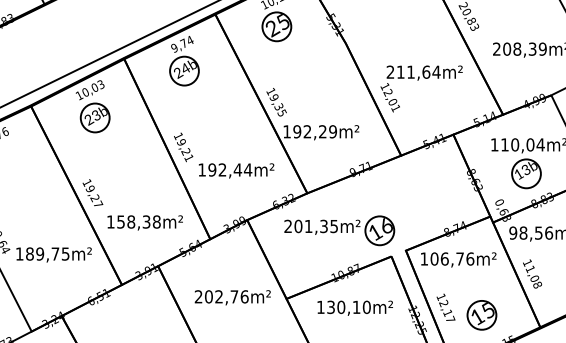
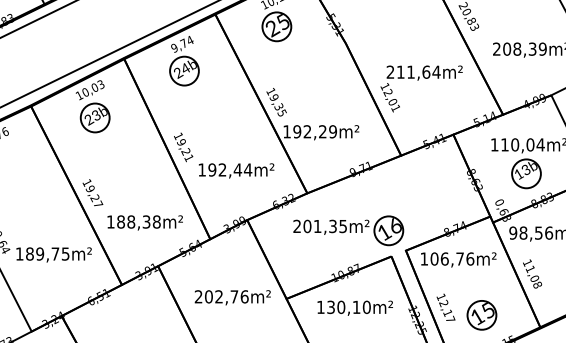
line: none -> present (37, 19)
text: 158,38m² -> 188,38m² (120, 221)
part position: (339, 230) -> (348, 230) (348, 230)
